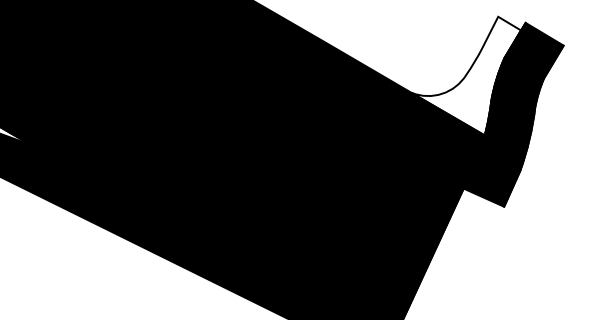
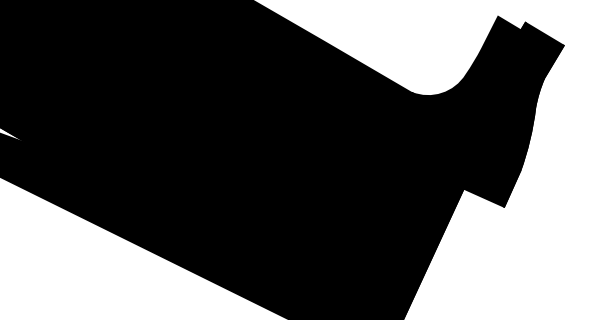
fill: none -> present (466, 75)
